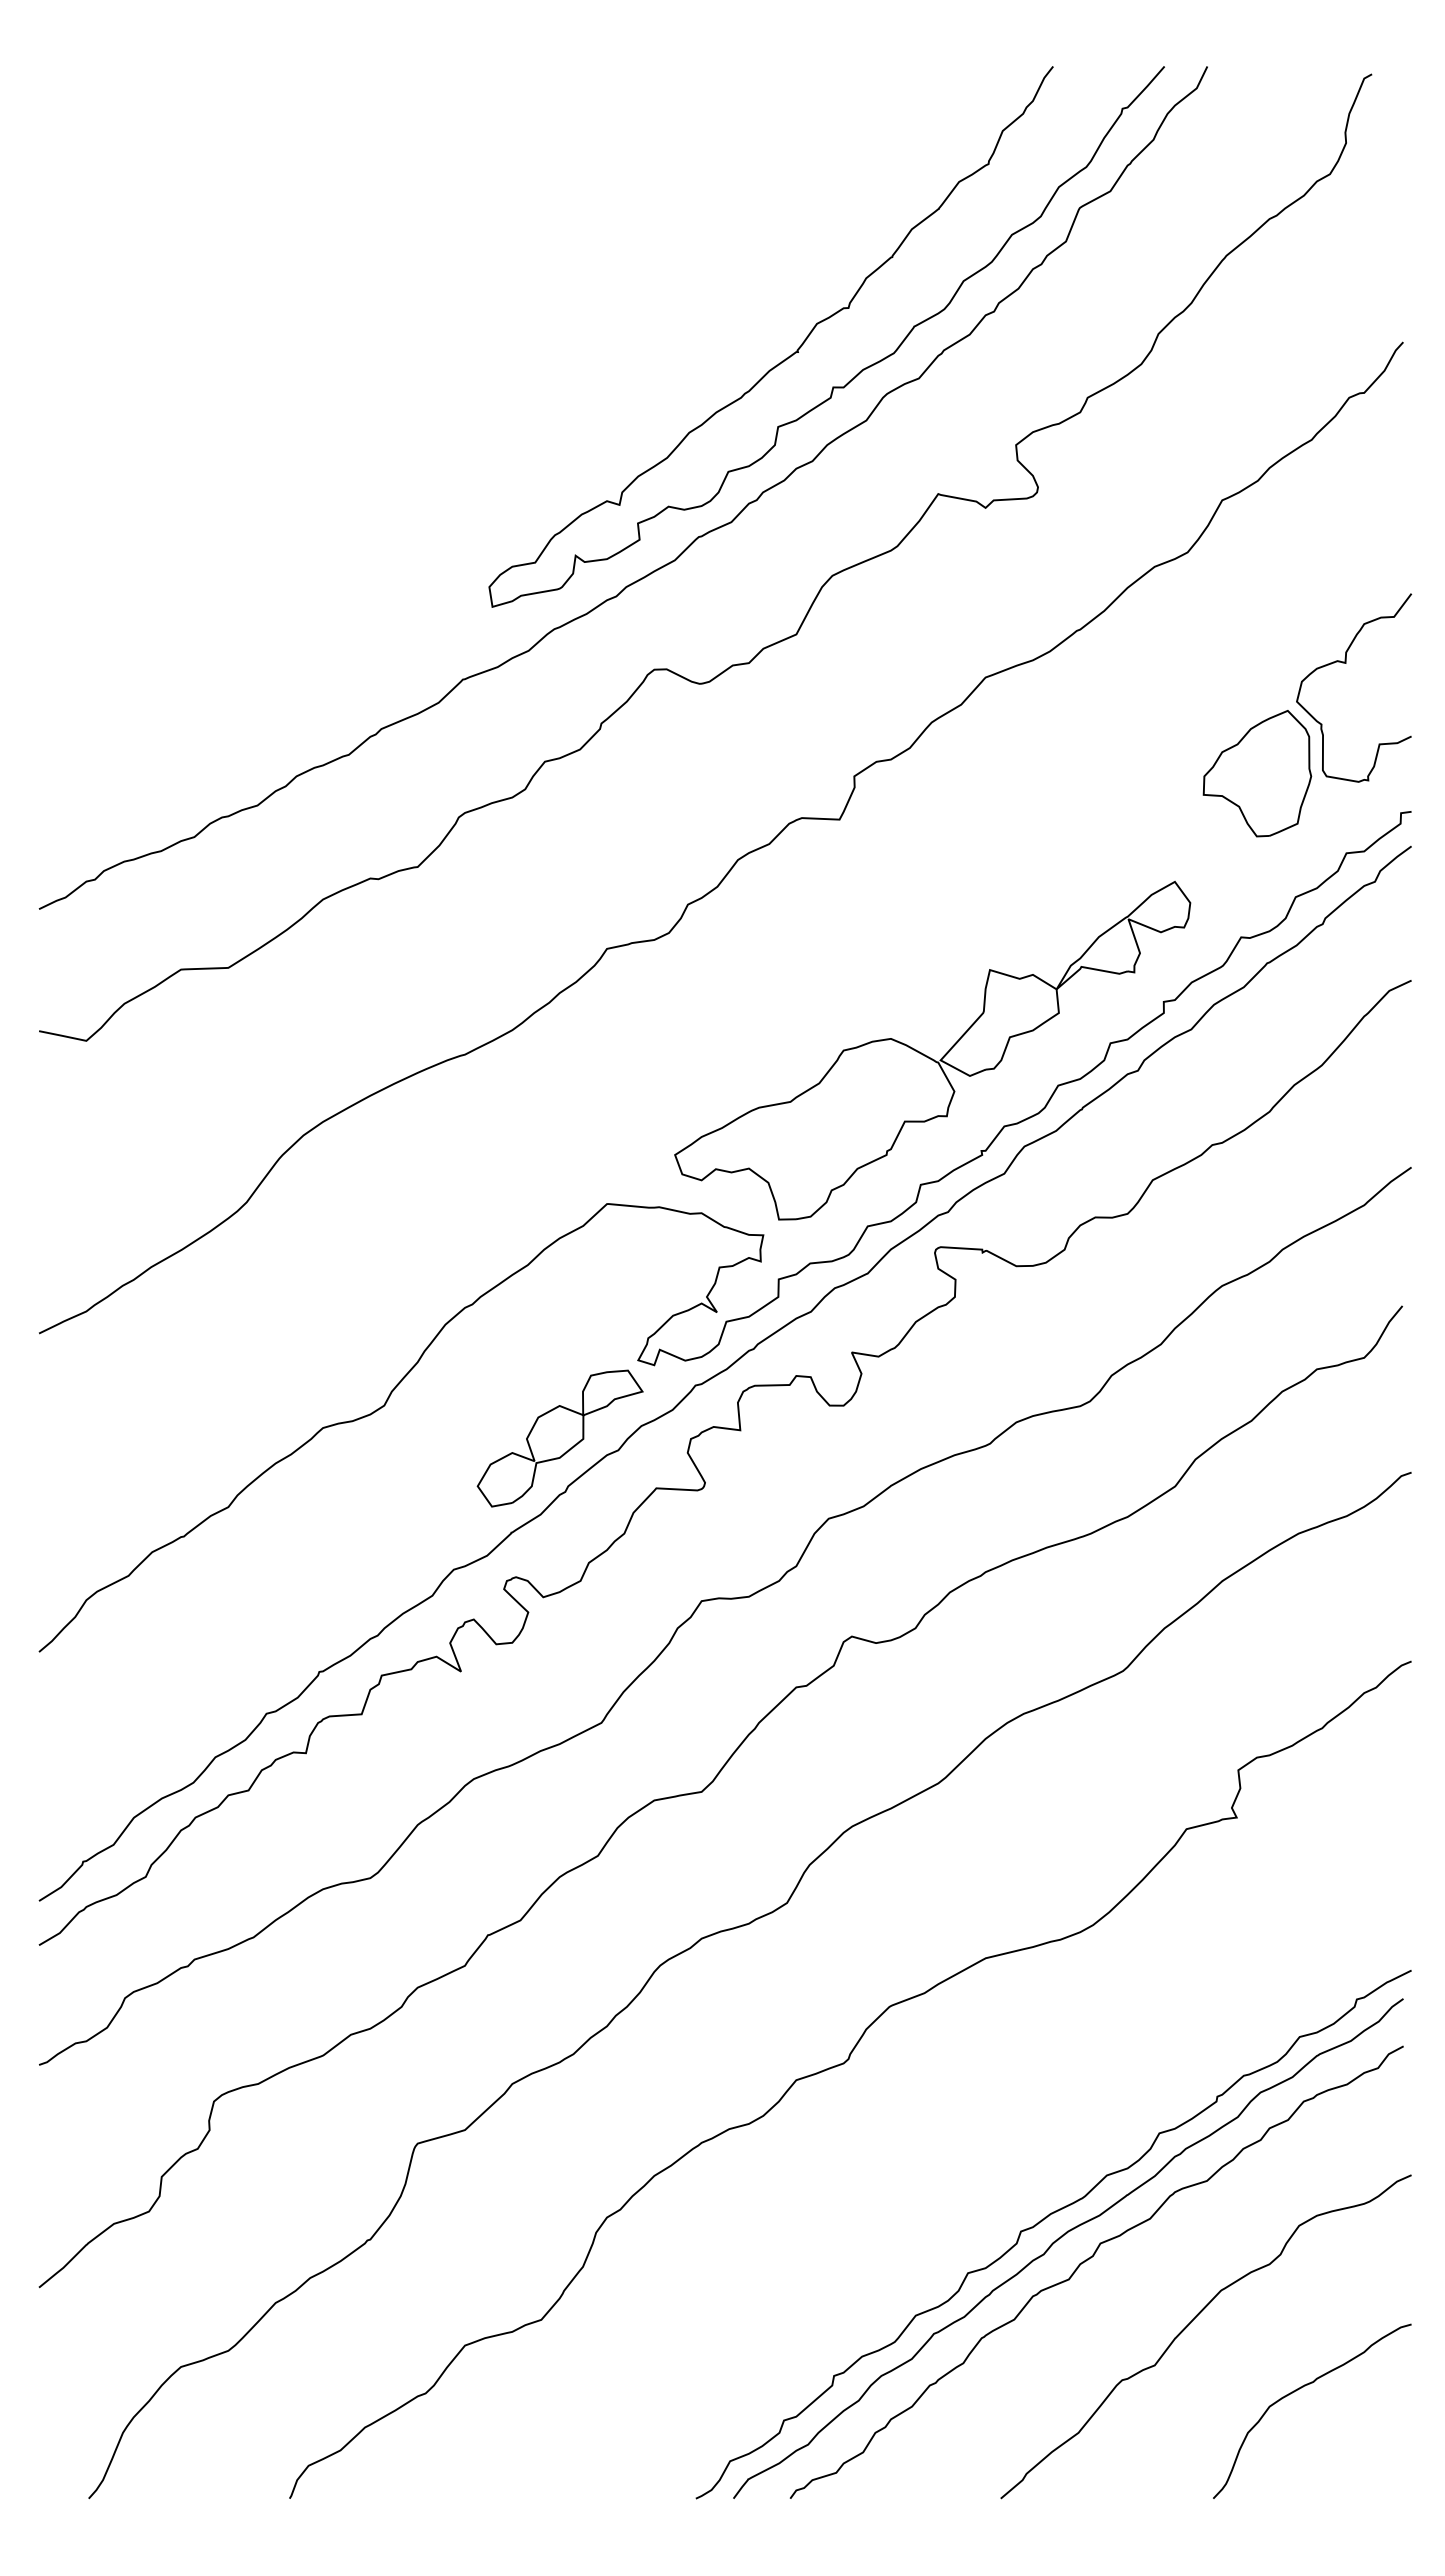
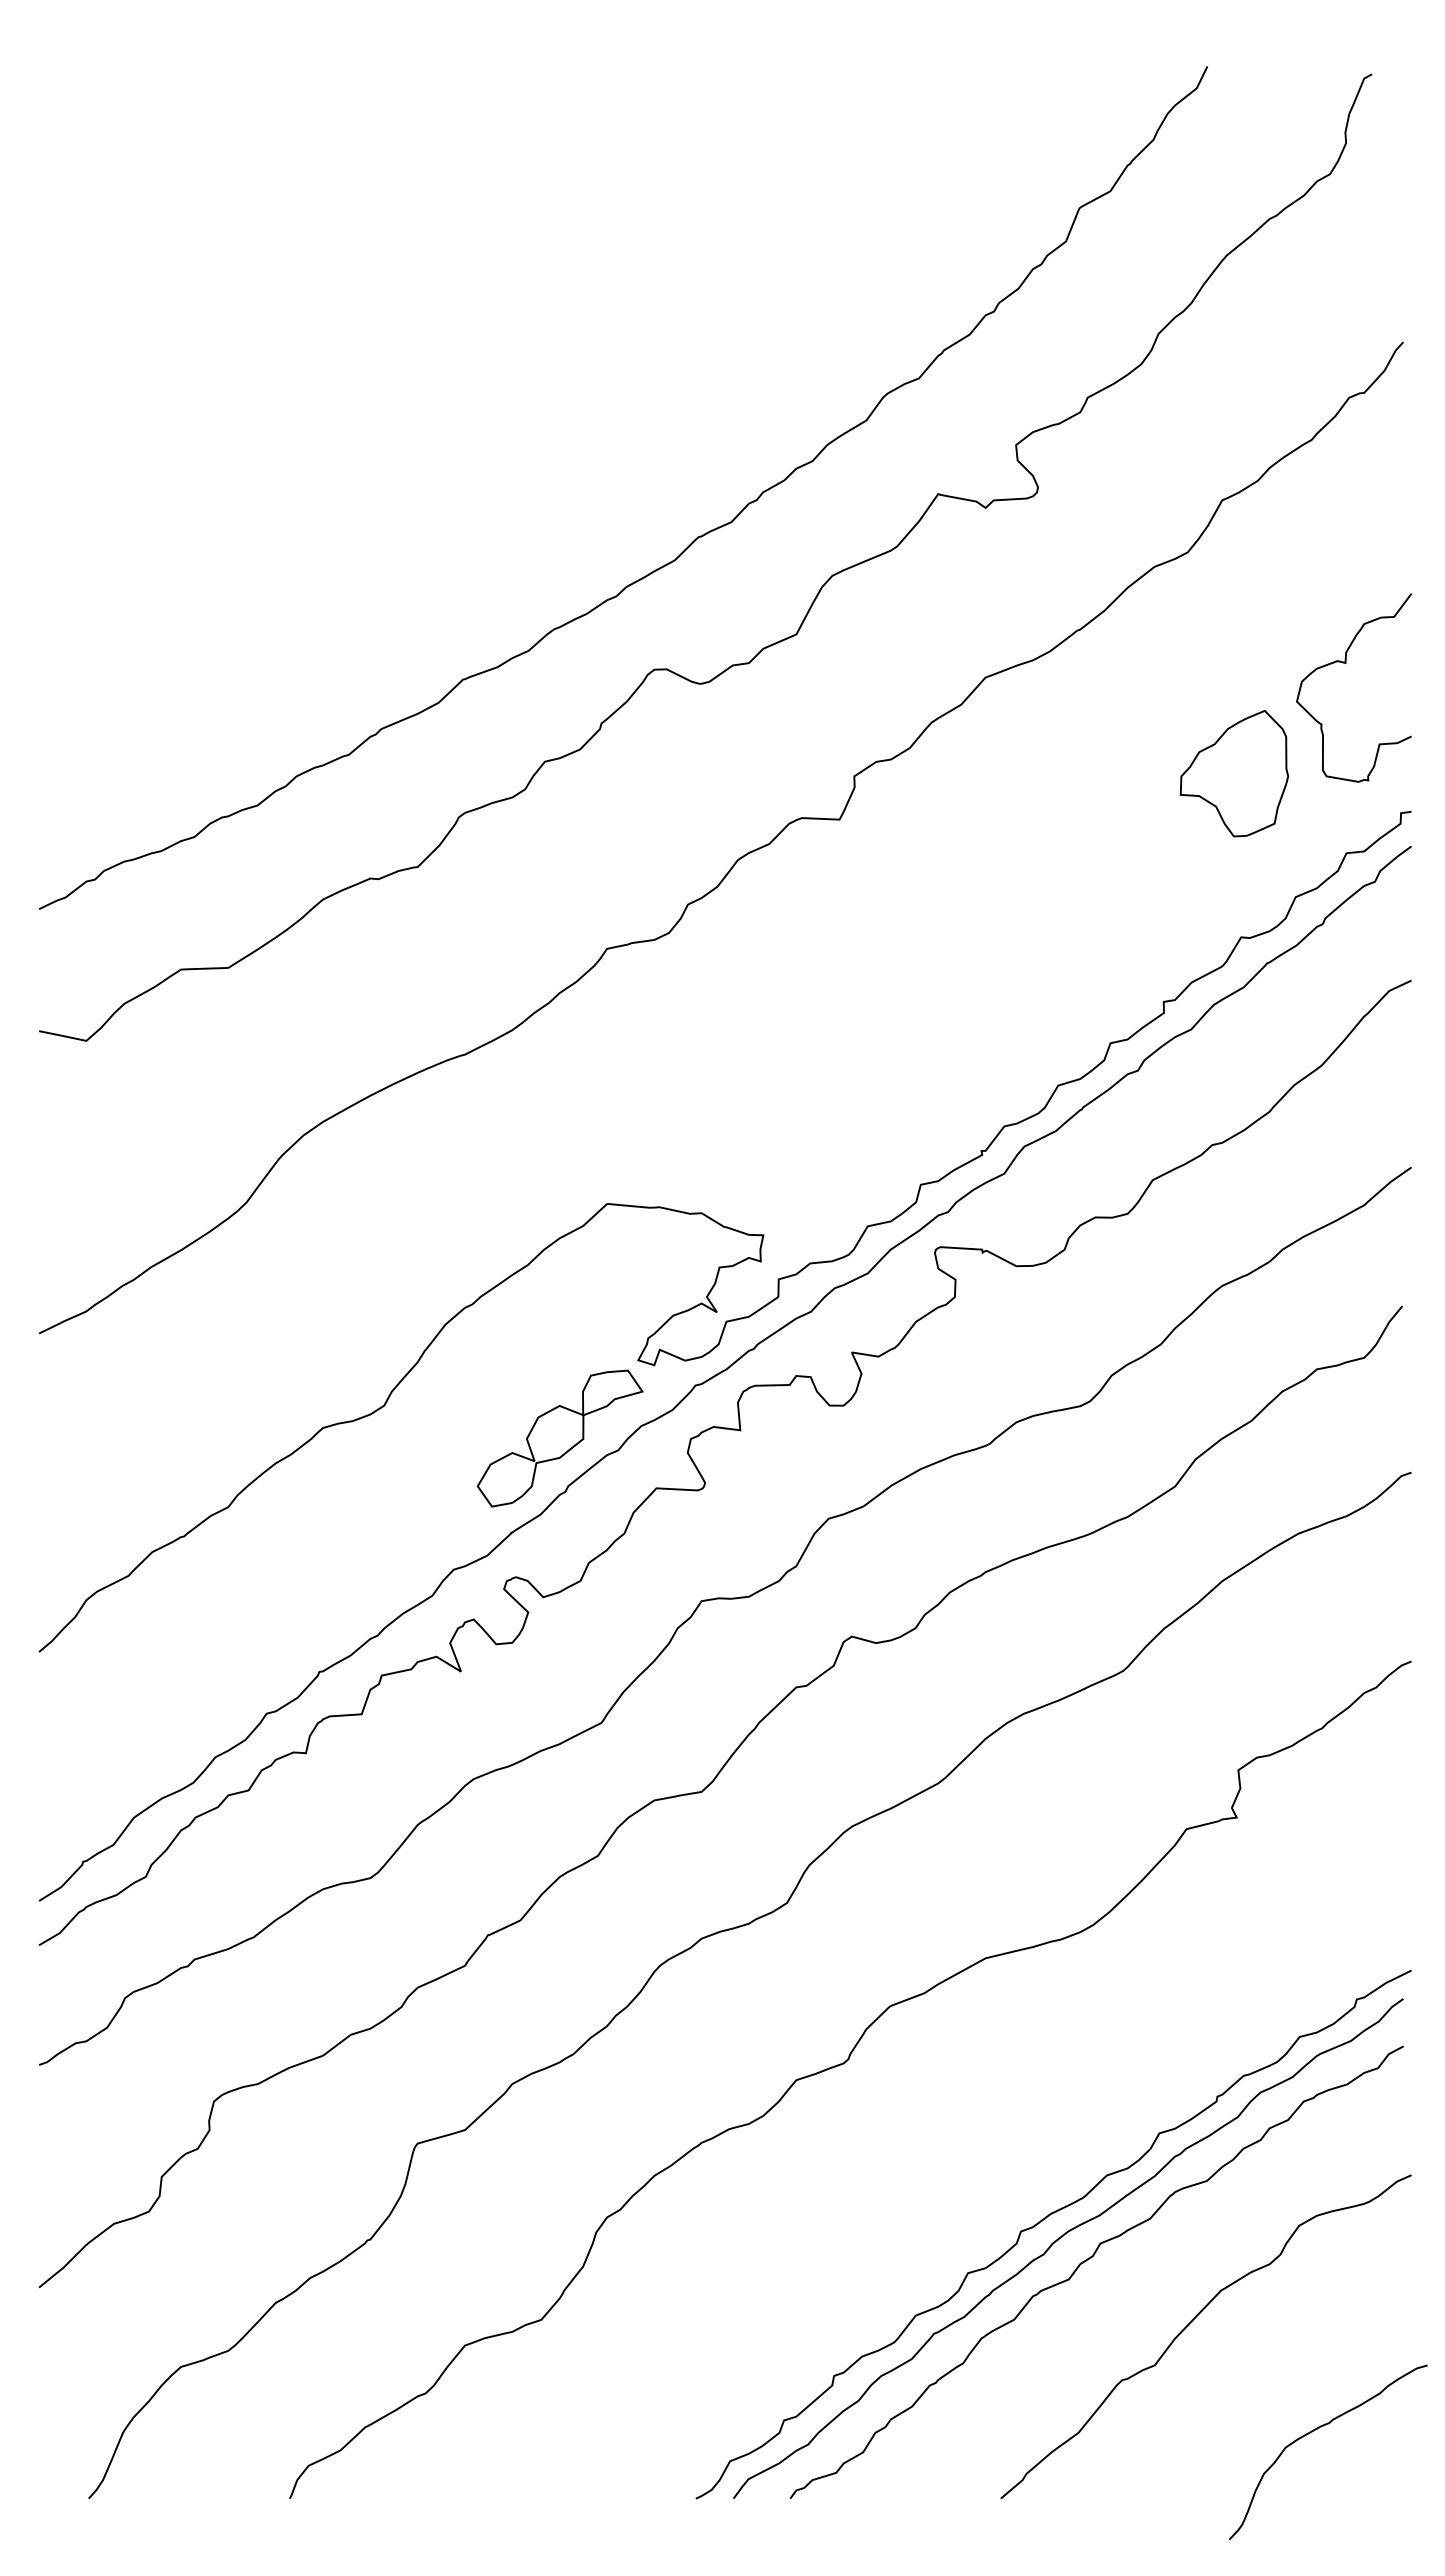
curve: present -> none (814, 329)
part position: (1257, 773) -> (1234, 773) (1234, 773)
part: present -> none (929, 1056)
curve position: (1298, 2390) -> (1314, 2431) (1314, 2431)
